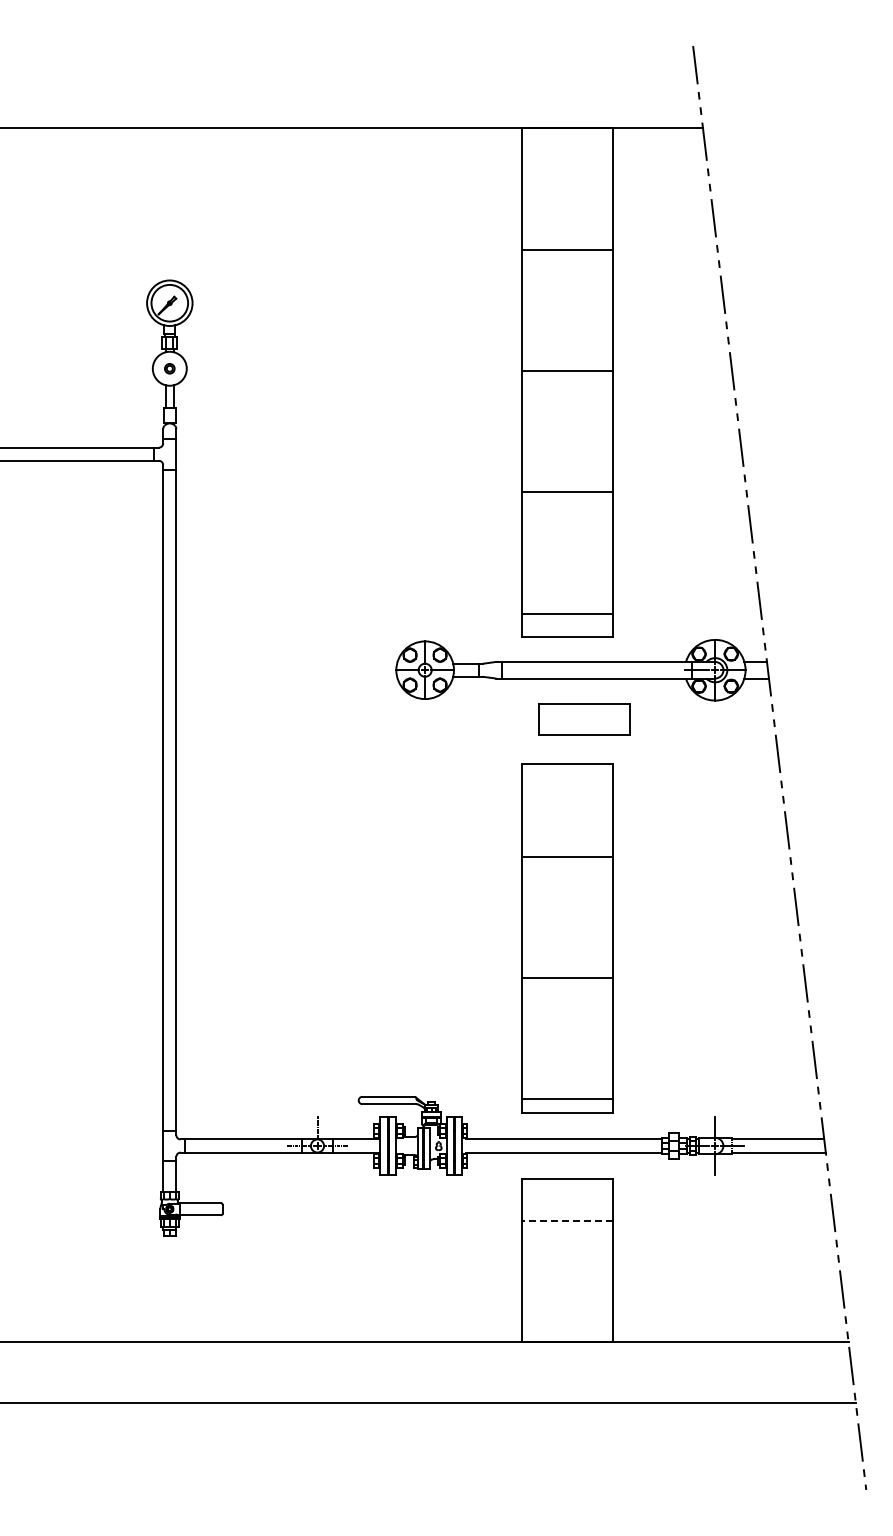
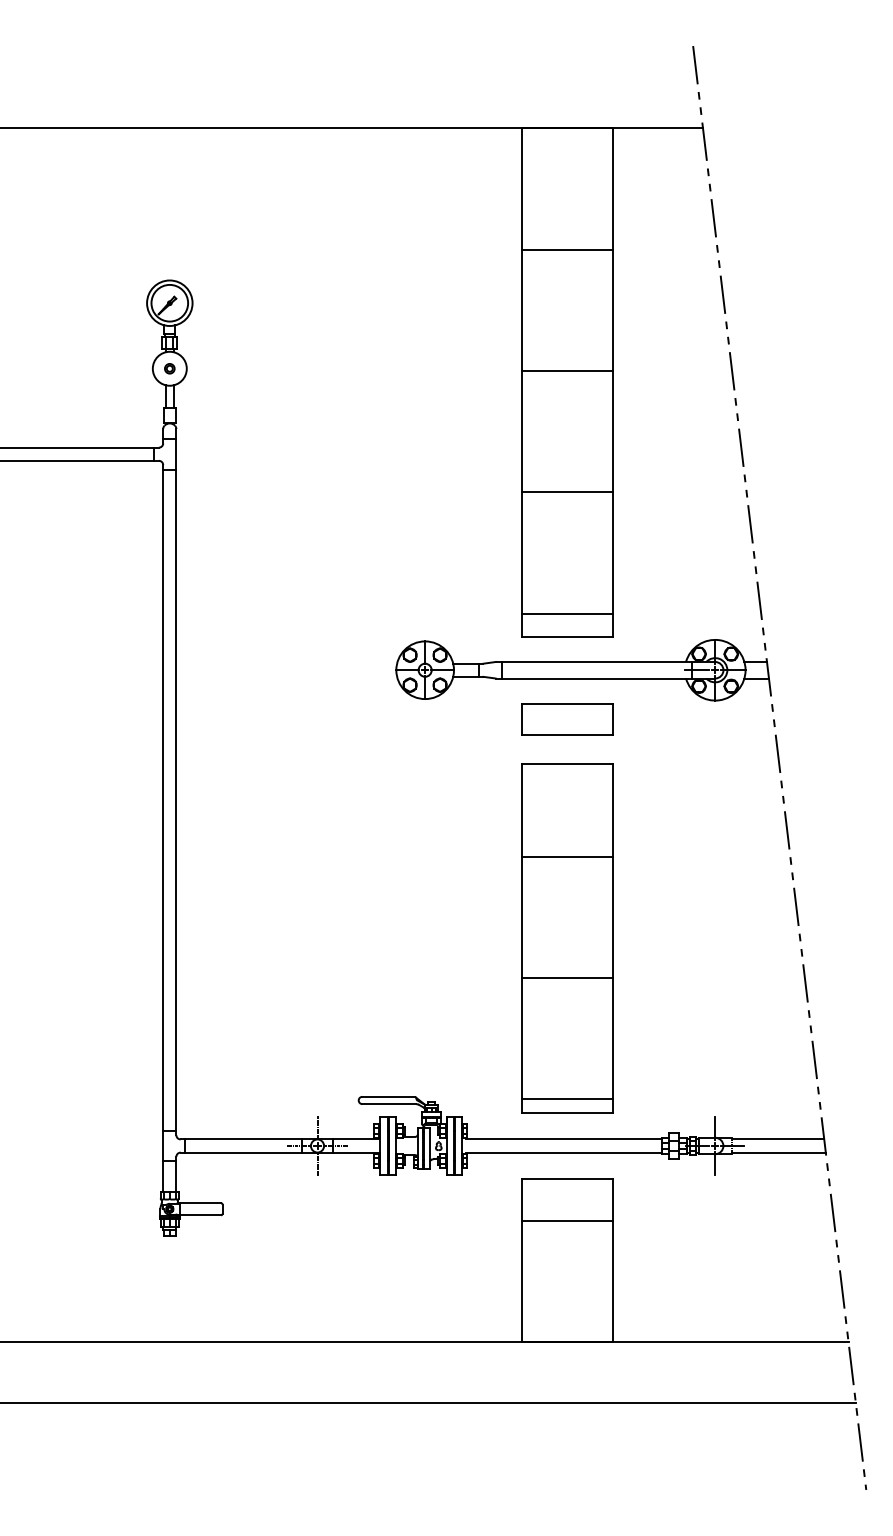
part position: (584, 719) -> (567, 719) (567, 719)
line: none -> present (317, 1164)
line: dashed -> solid (567, 1220)
